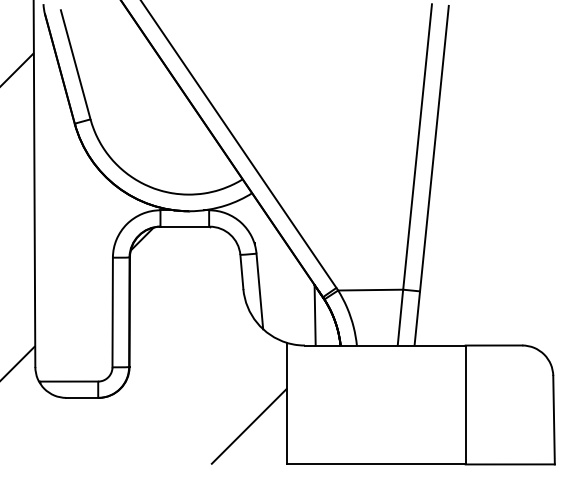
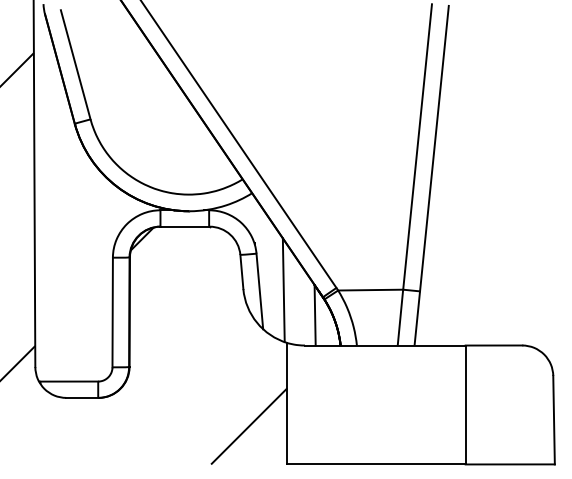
line: none -> present (283, 290)
